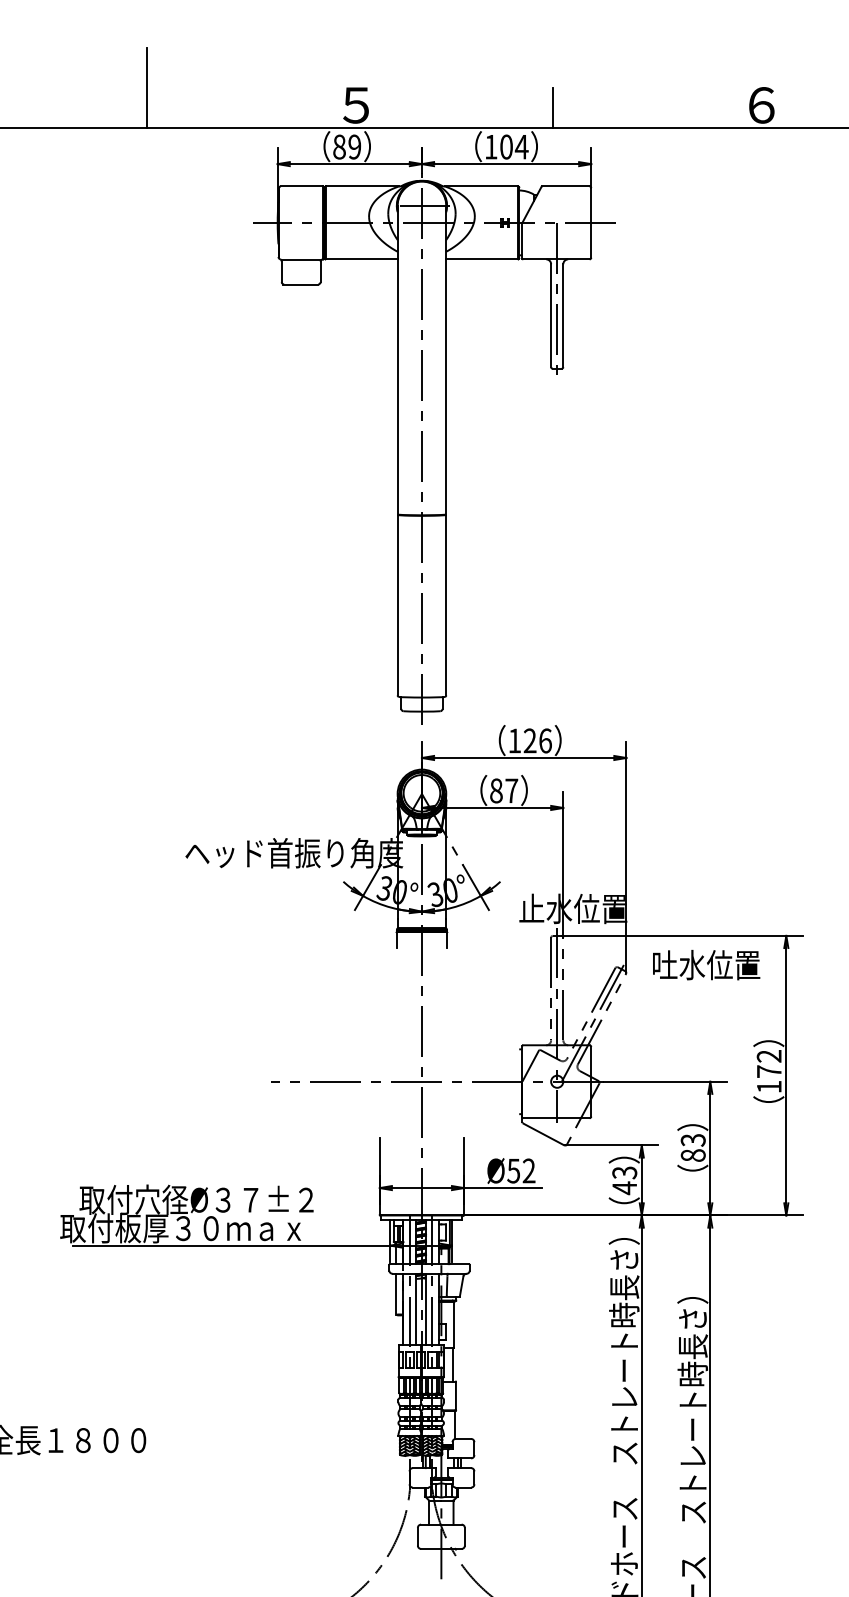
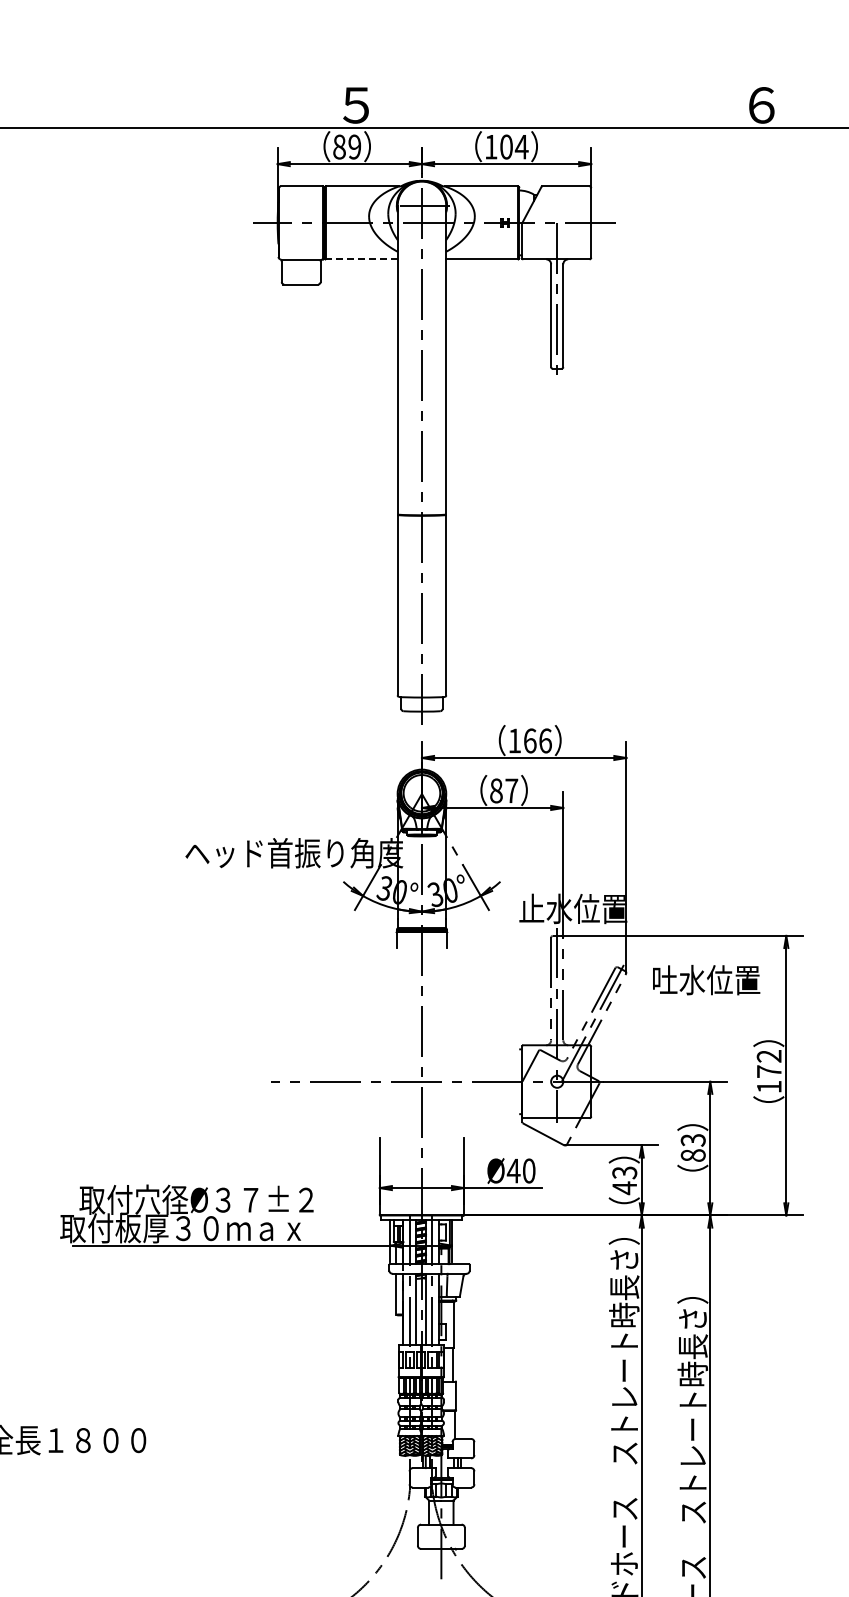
line: present -> none (147, 87)
line: present -> none (552, 107)
line: solid -> dashed (361, 259)
text: 126 -> 166 (529, 740)
text position: (706, 965) -> (706, 980) (706, 980)
text: Ø52 -> Ø40 (520, 1170)
